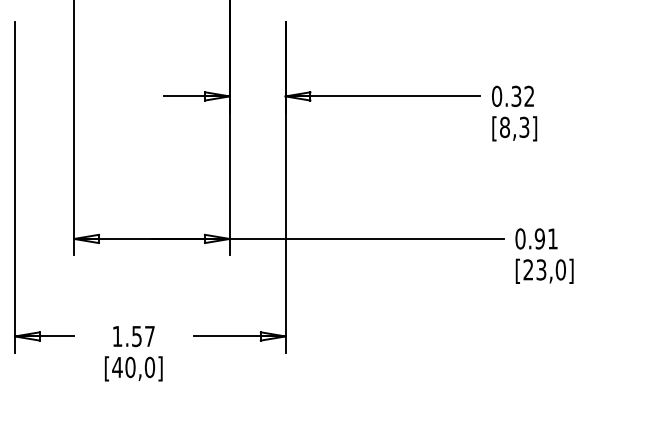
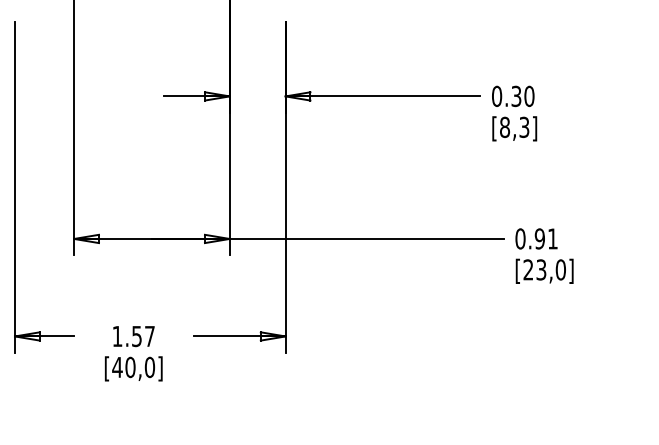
text: 0.32 -> 0.30 (529, 96)
